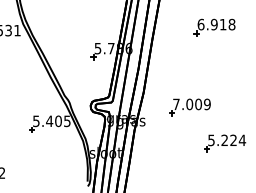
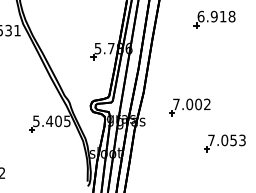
part position: (214, 27) -> (214, 19) (214, 19)
text: 7.009 -> 7.002 (207, 104)
text: 5.224 -> 7.053 (227, 140)
